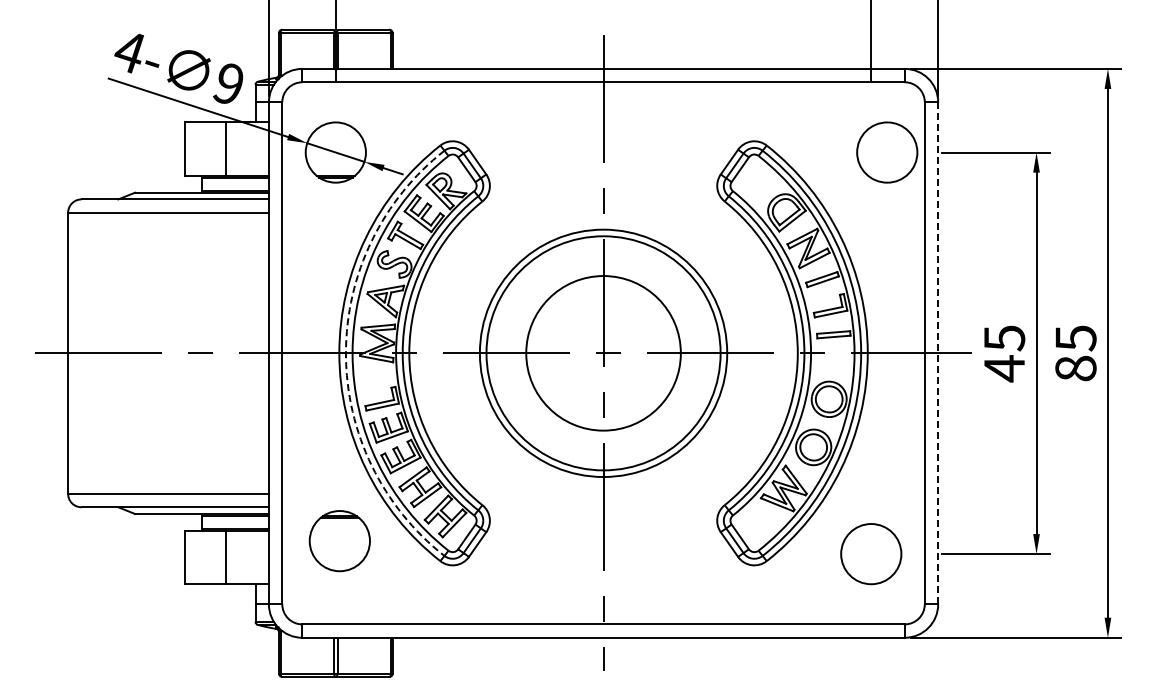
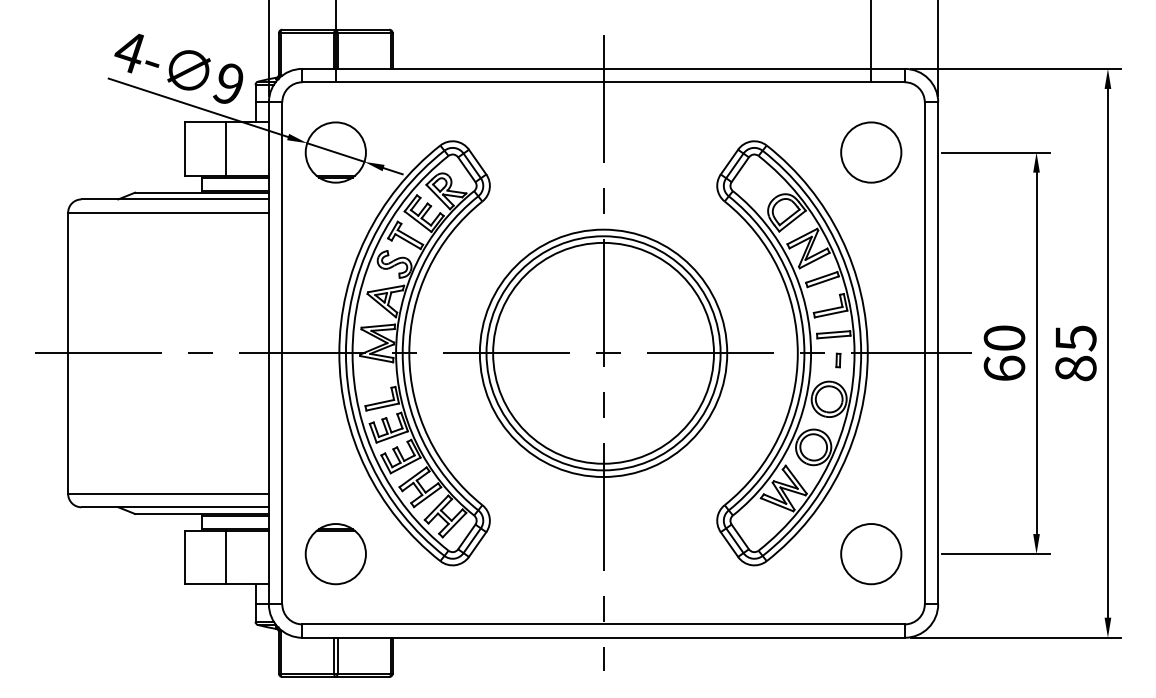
circle position: (887, 152) -> (871, 152) (871, 152)
arc: dashed -> solid (345, 353)
circle diameter: 155 px -> 221 px (603, 352)
line: dashed -> solid (938, 353)
text: 45 -> 60 (1004, 353)
part: none -> present (838, 360)
part position: (339, 541) -> (335, 554) (335, 554)
